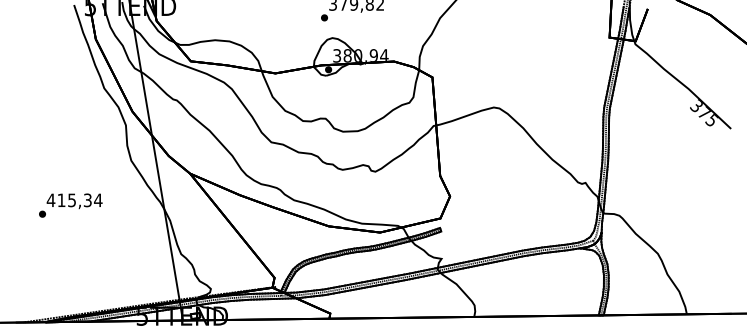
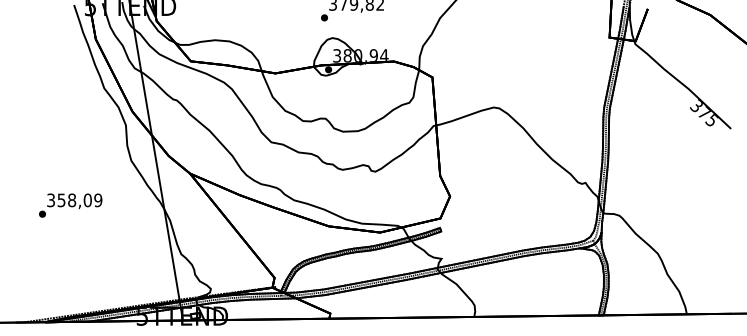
text: 415,34 -> 358,09 (74, 200)
